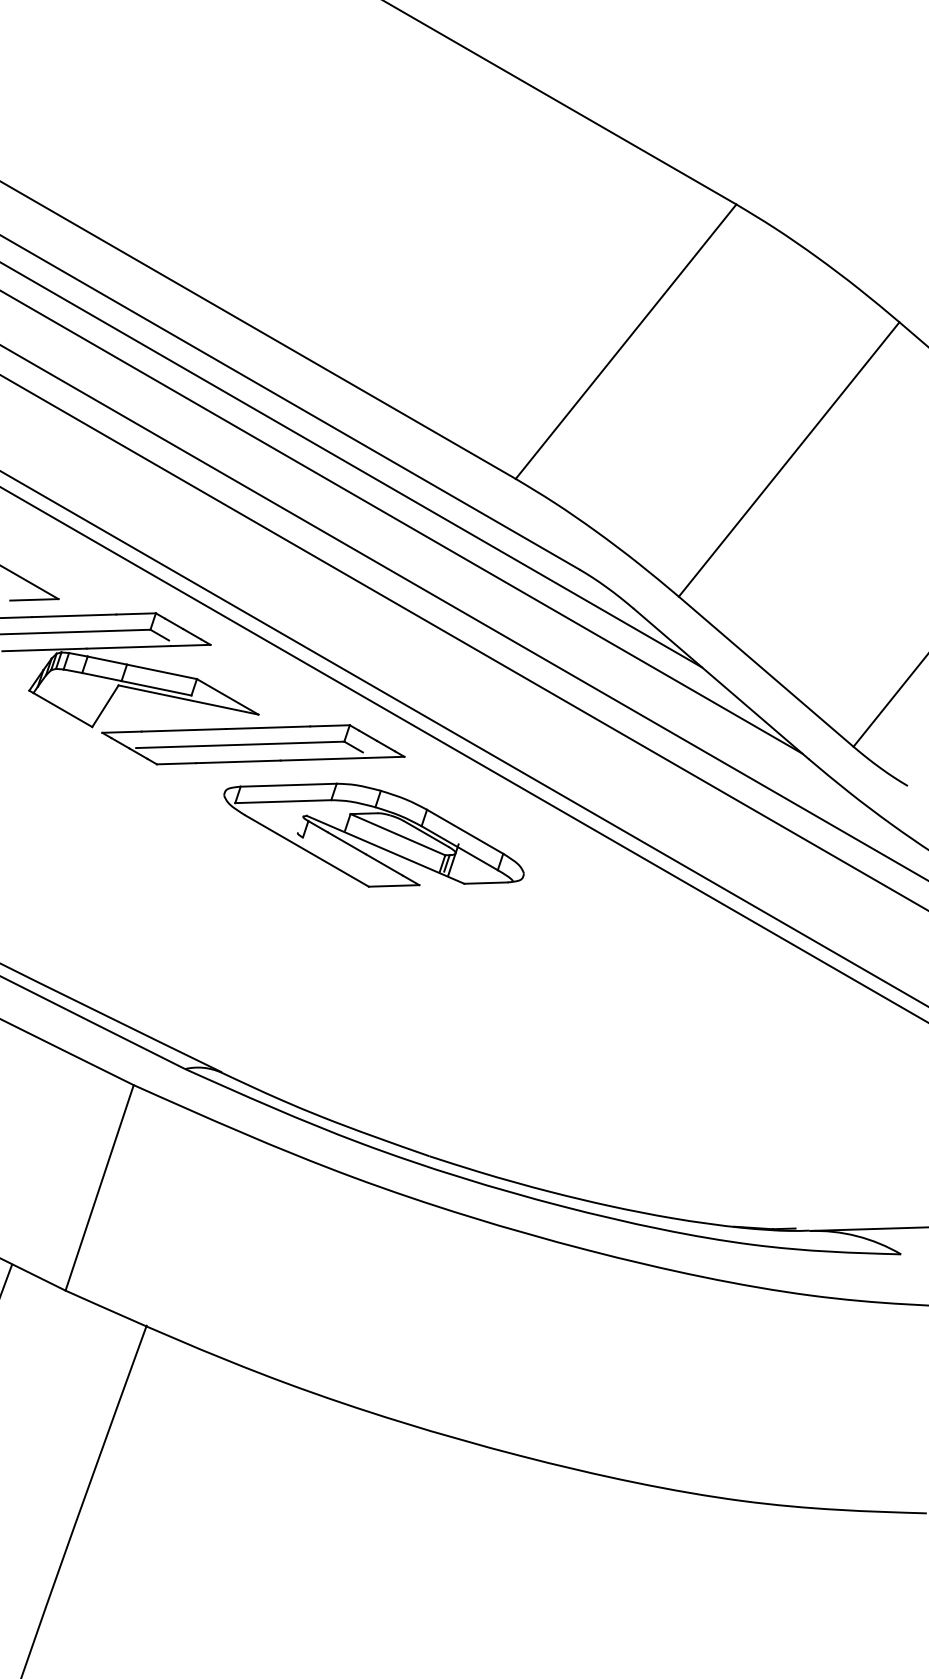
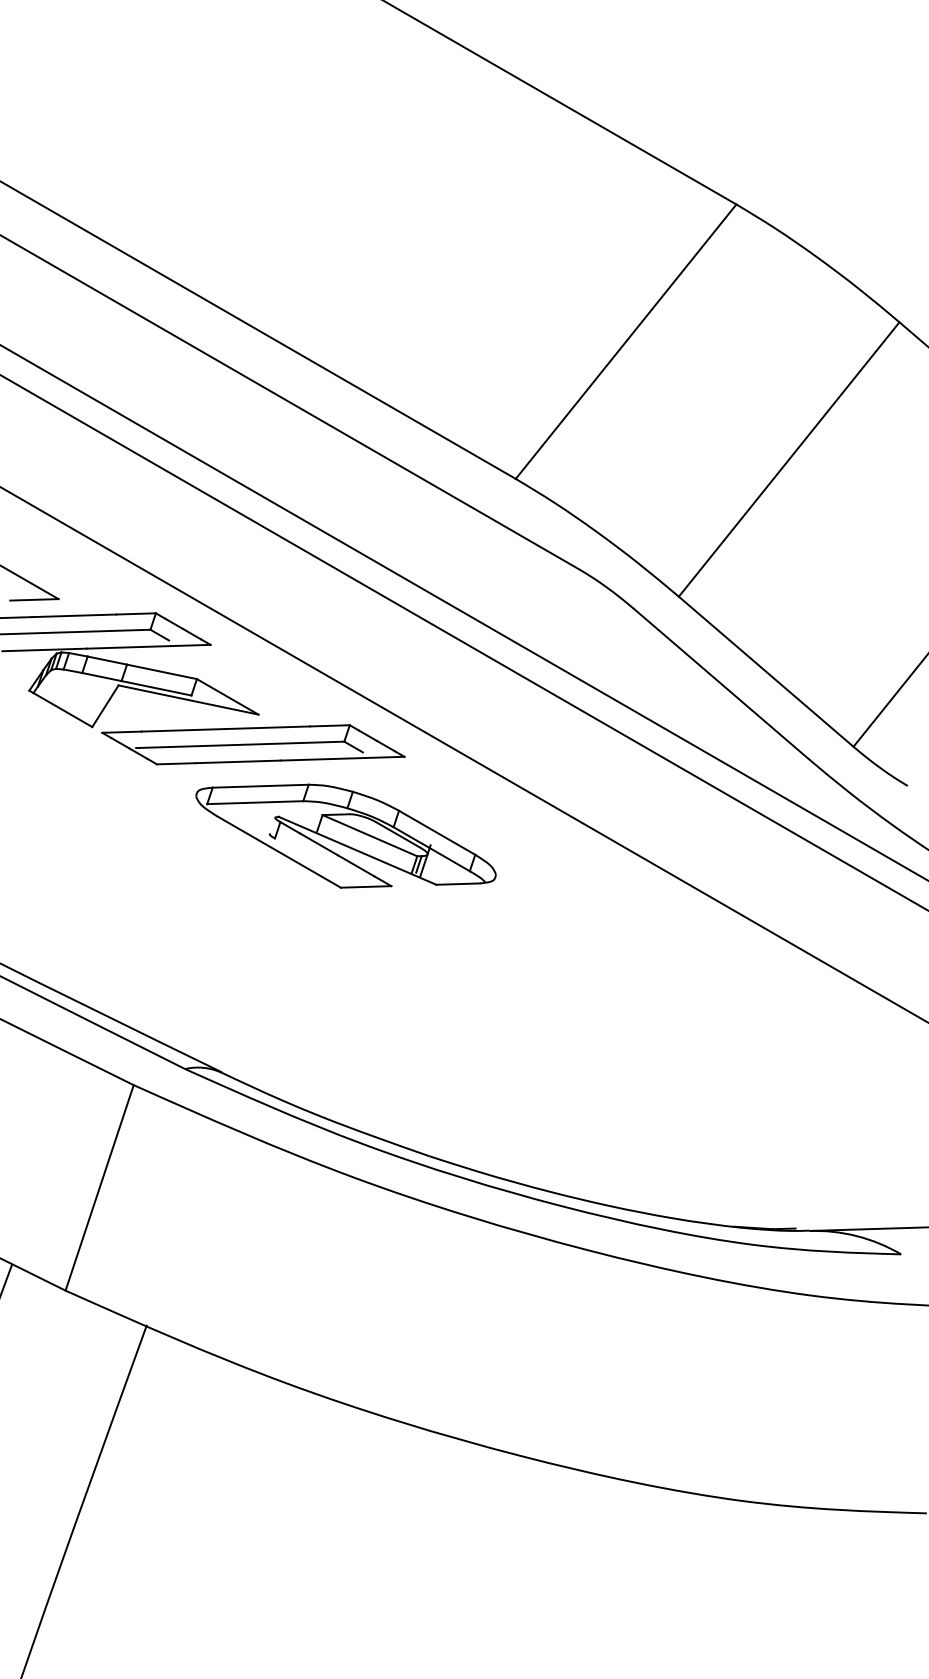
line: present -> none (352, 465)
line: present -> none (402, 522)
line: present -> none (463, 738)
part position: (373, 834) -> (345, 835) (345, 835)
